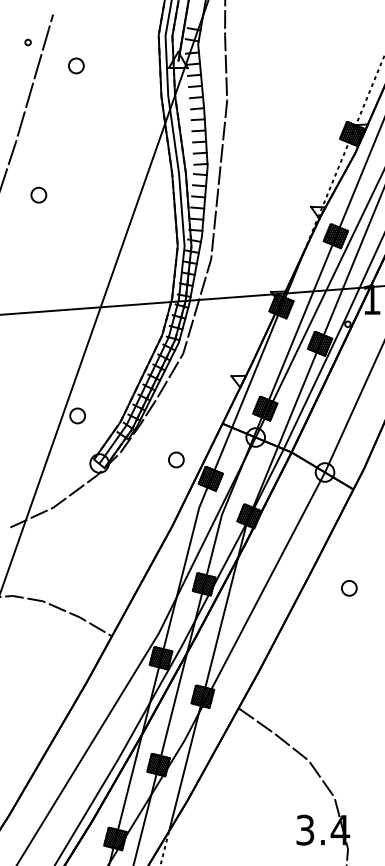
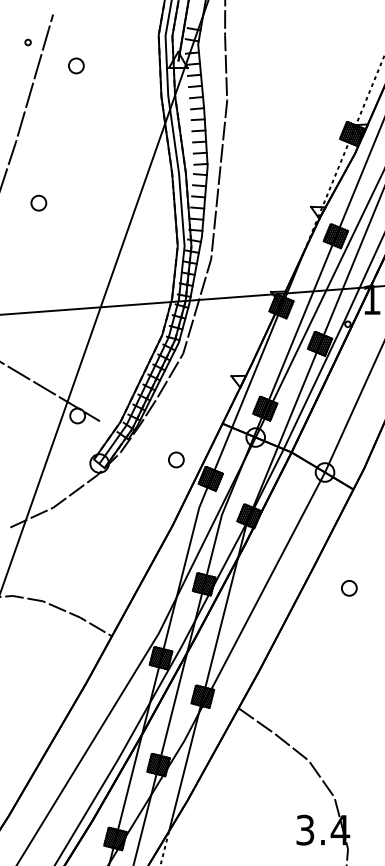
part position: (38, 194) -> (38, 202) (38, 202)
line: none -> present (51, 391)
